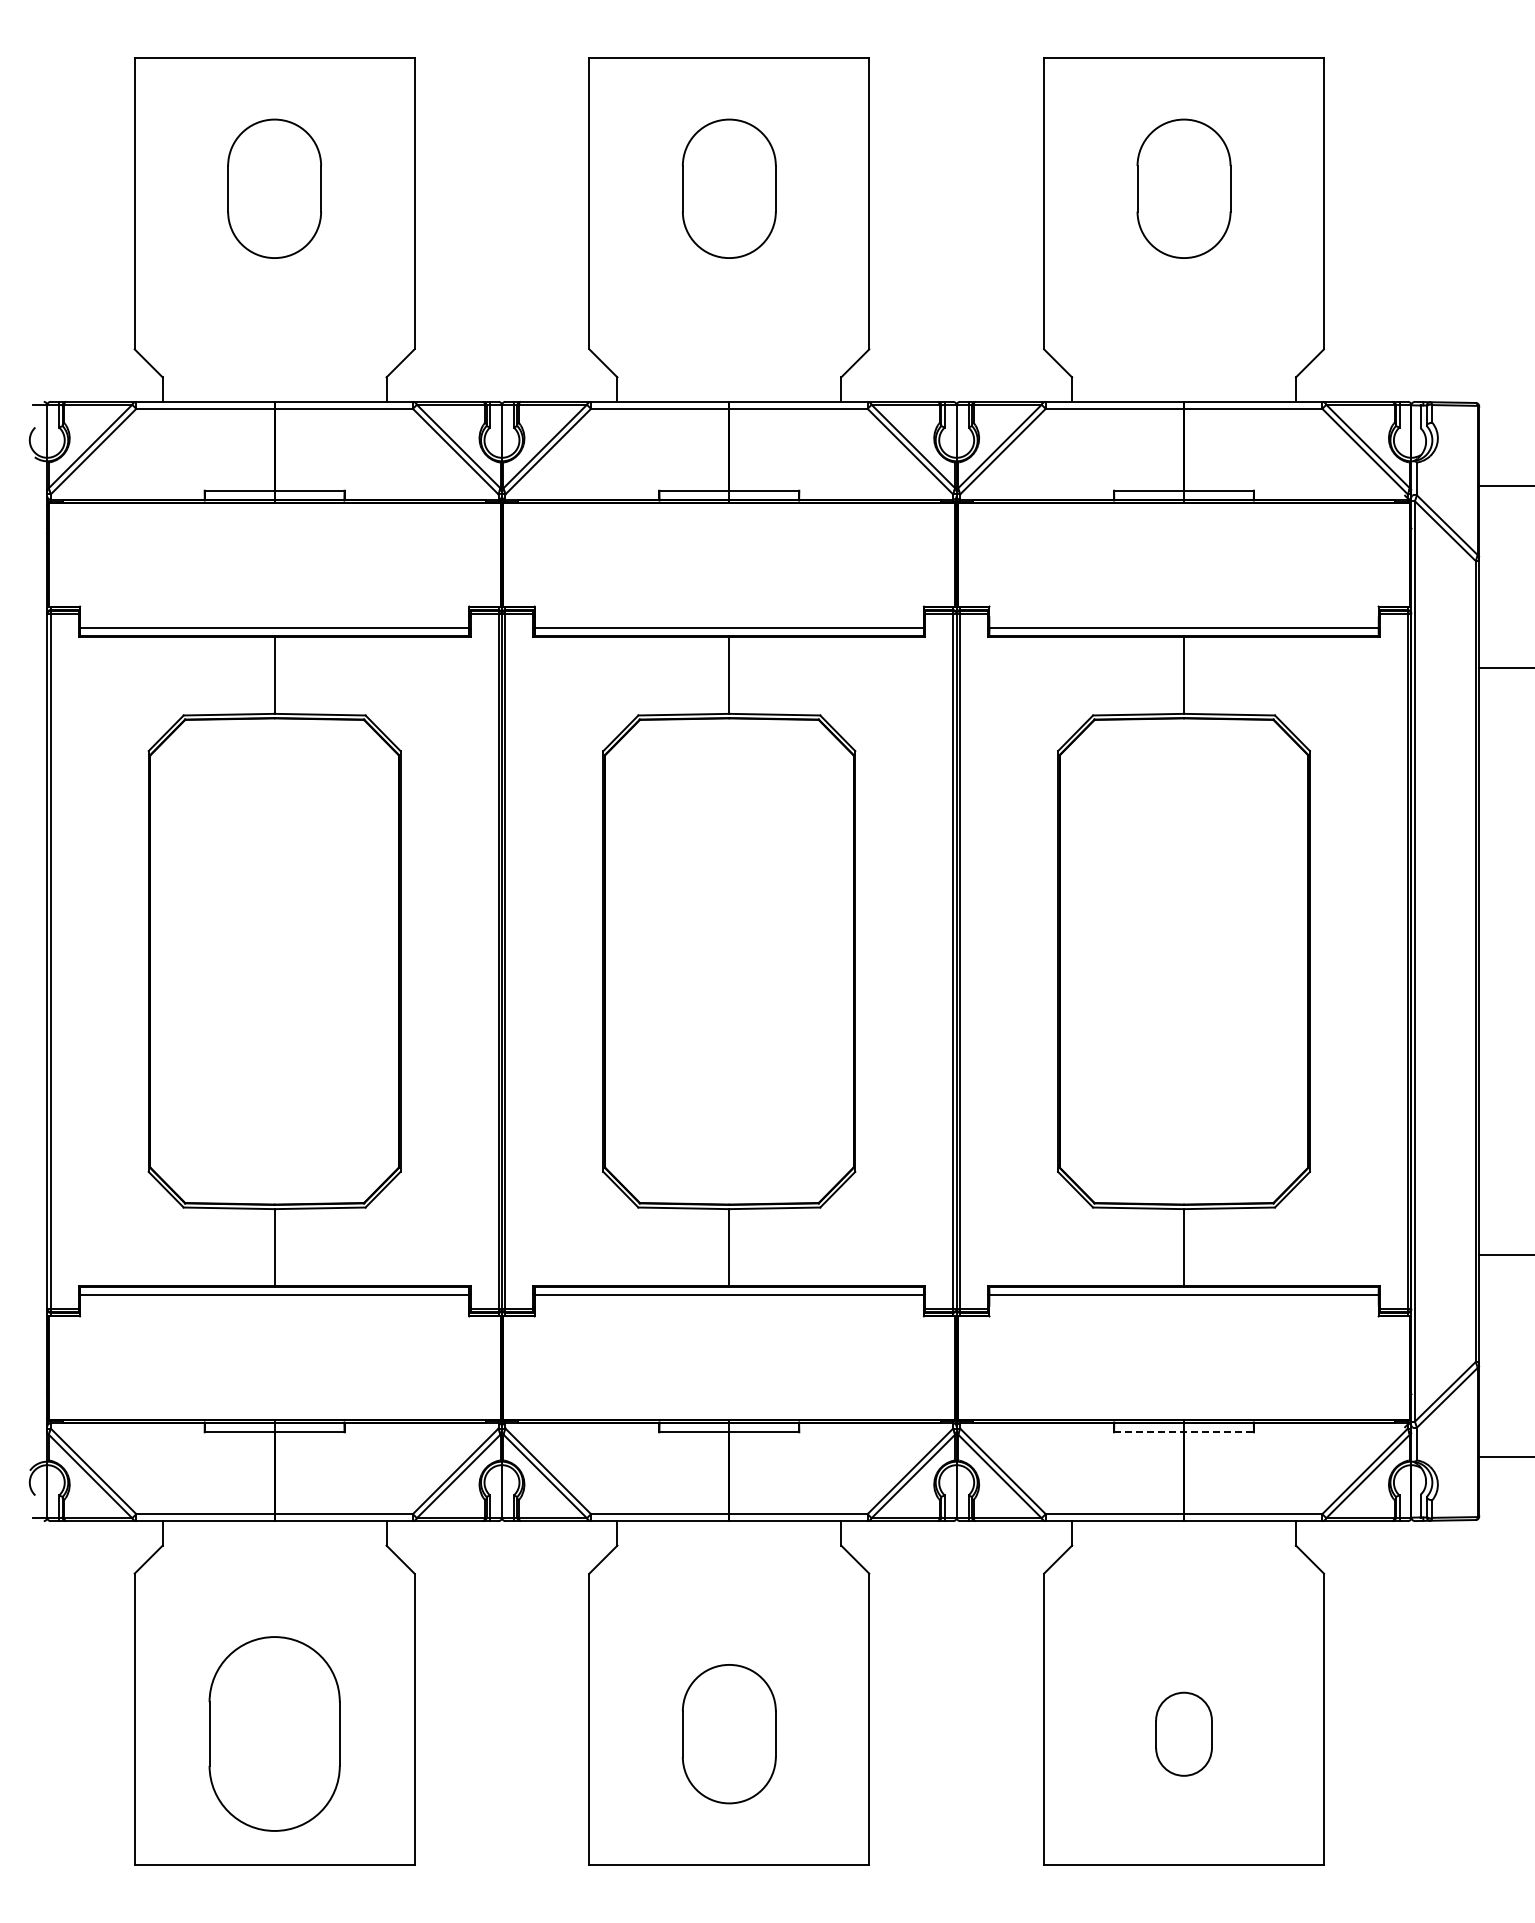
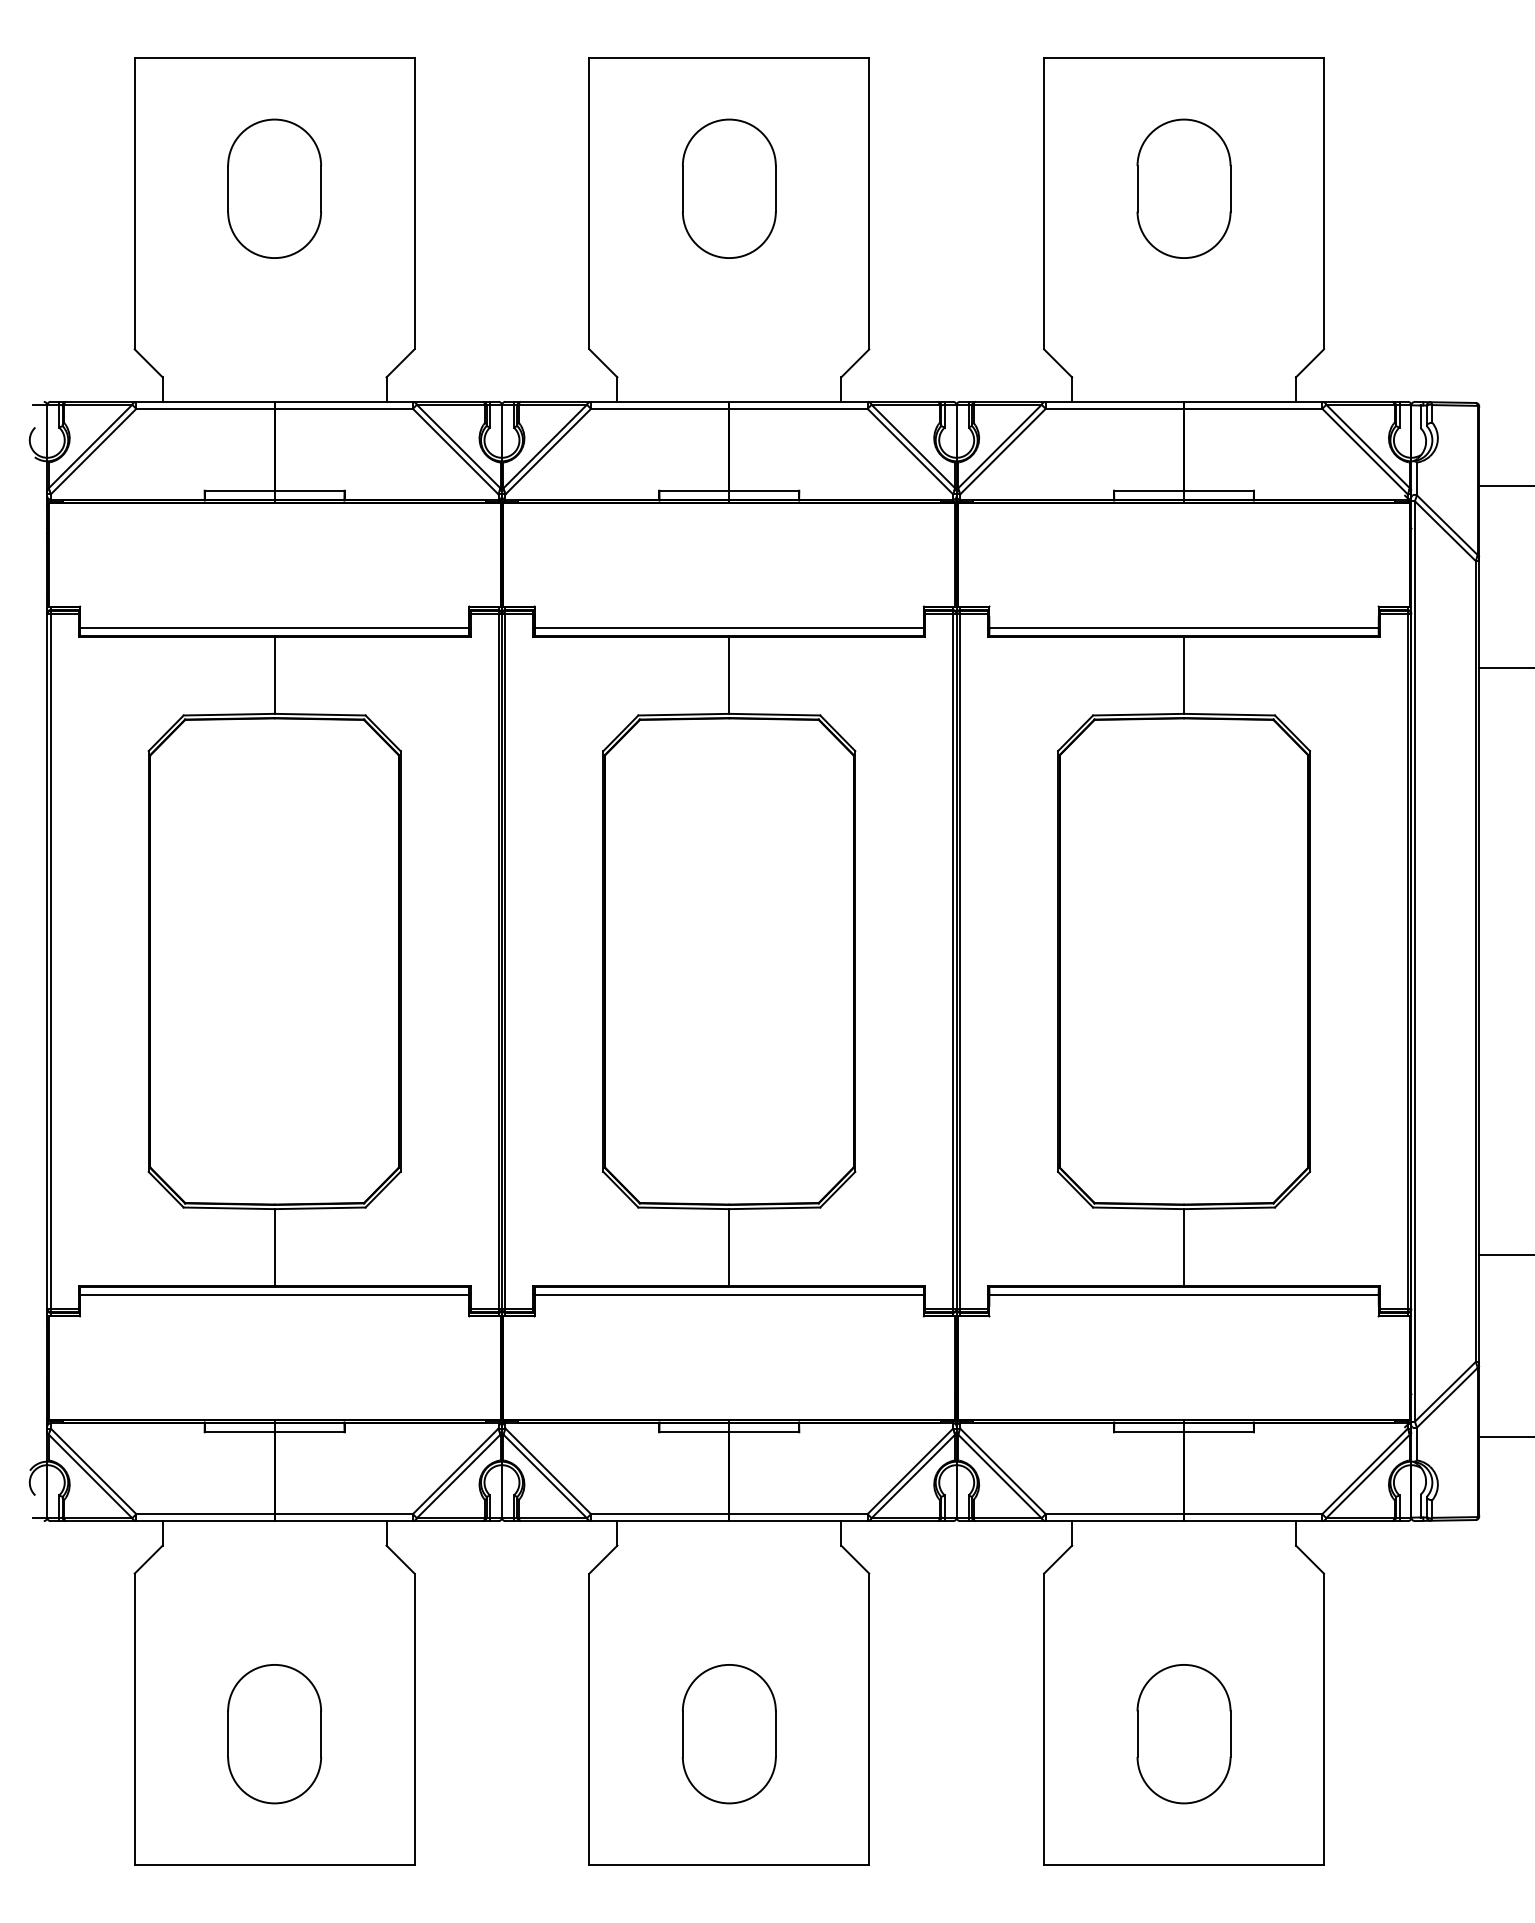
line: dashed -> solid (1184, 1432)
line position: (1505, 1457) -> (1505, 1437) (1505, 1437)
part size: 133x196 px -> 95x141 px (274, 1734)
part size: 58x86 px -> 96x141 px (1183, 1734)
